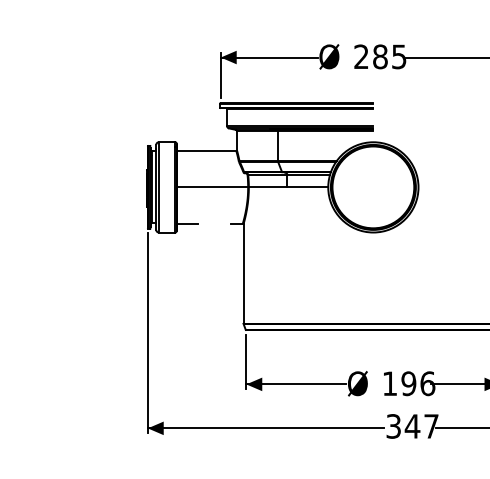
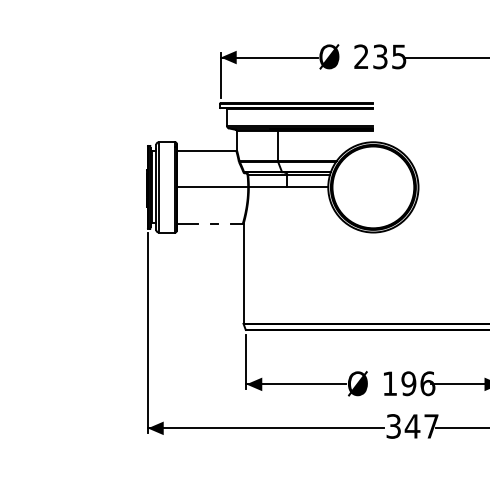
text: 285 -> 235 (380, 56)
line: none -> present (214, 223)
